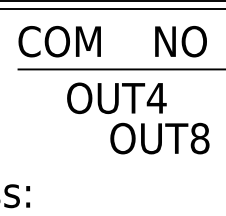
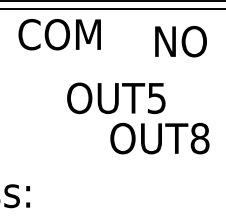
text position: (59, 41) -> (59, 34) (59, 34)
line: present -> none (120, 69)
text: OUT4 -> OUT5 (156, 98)
